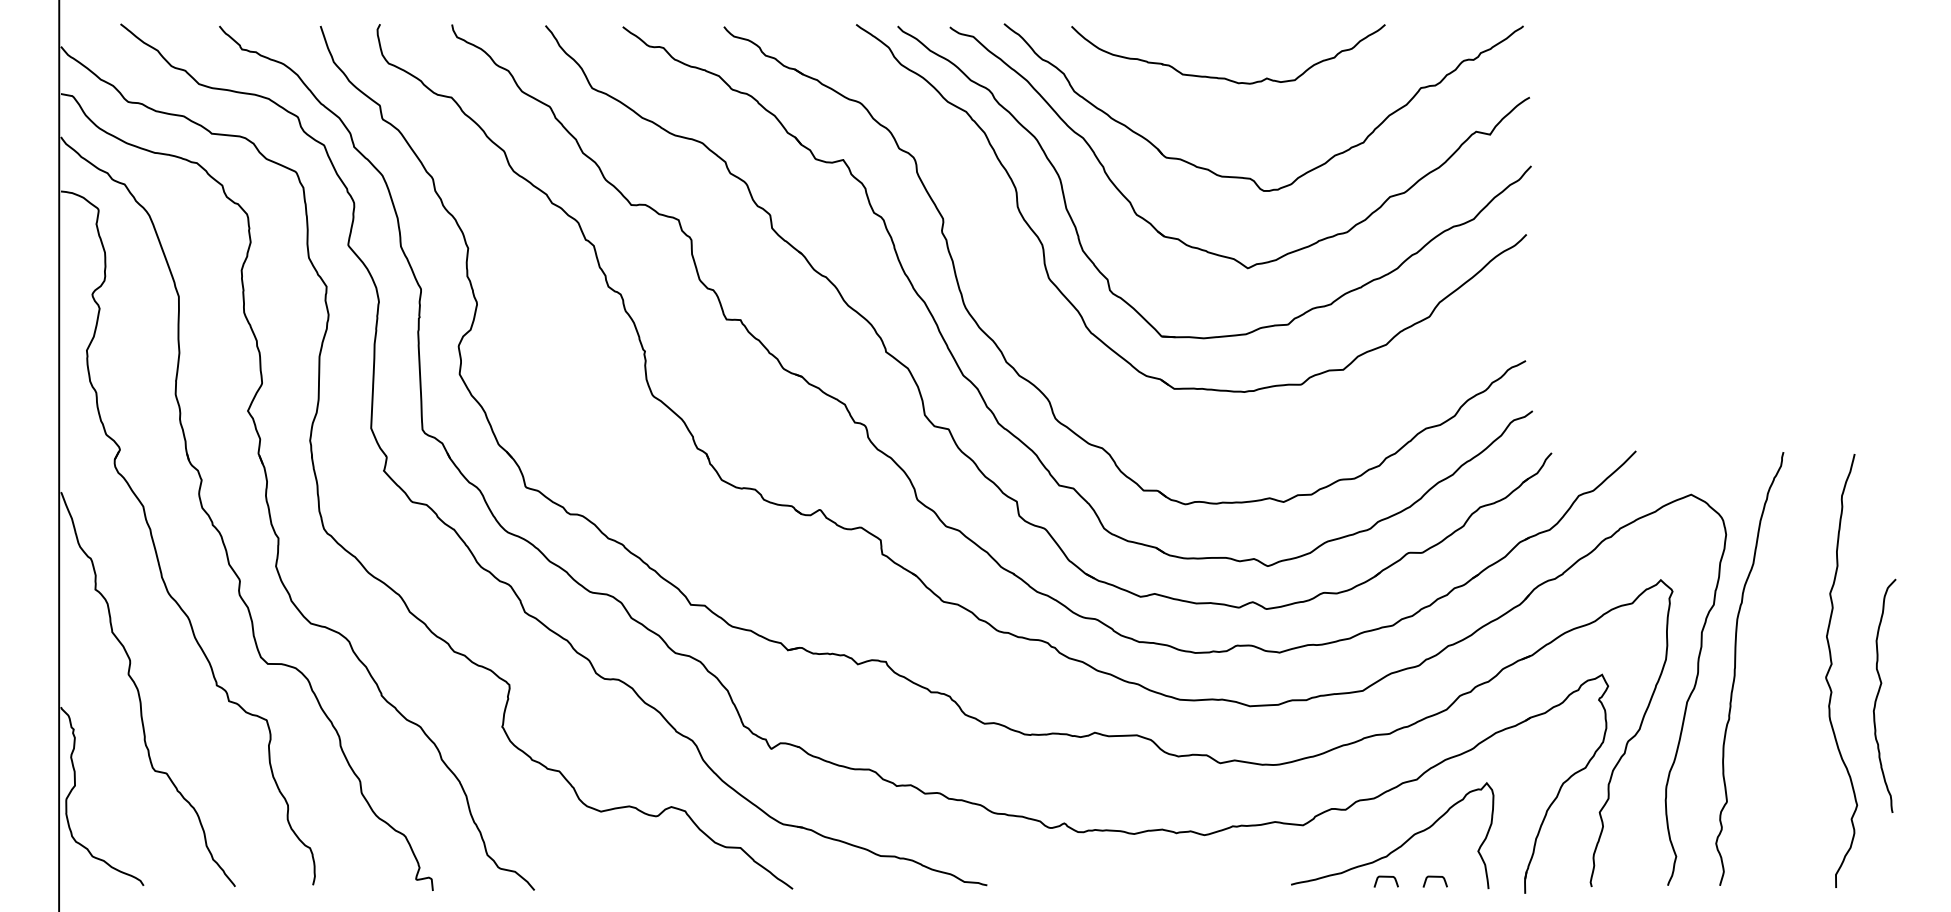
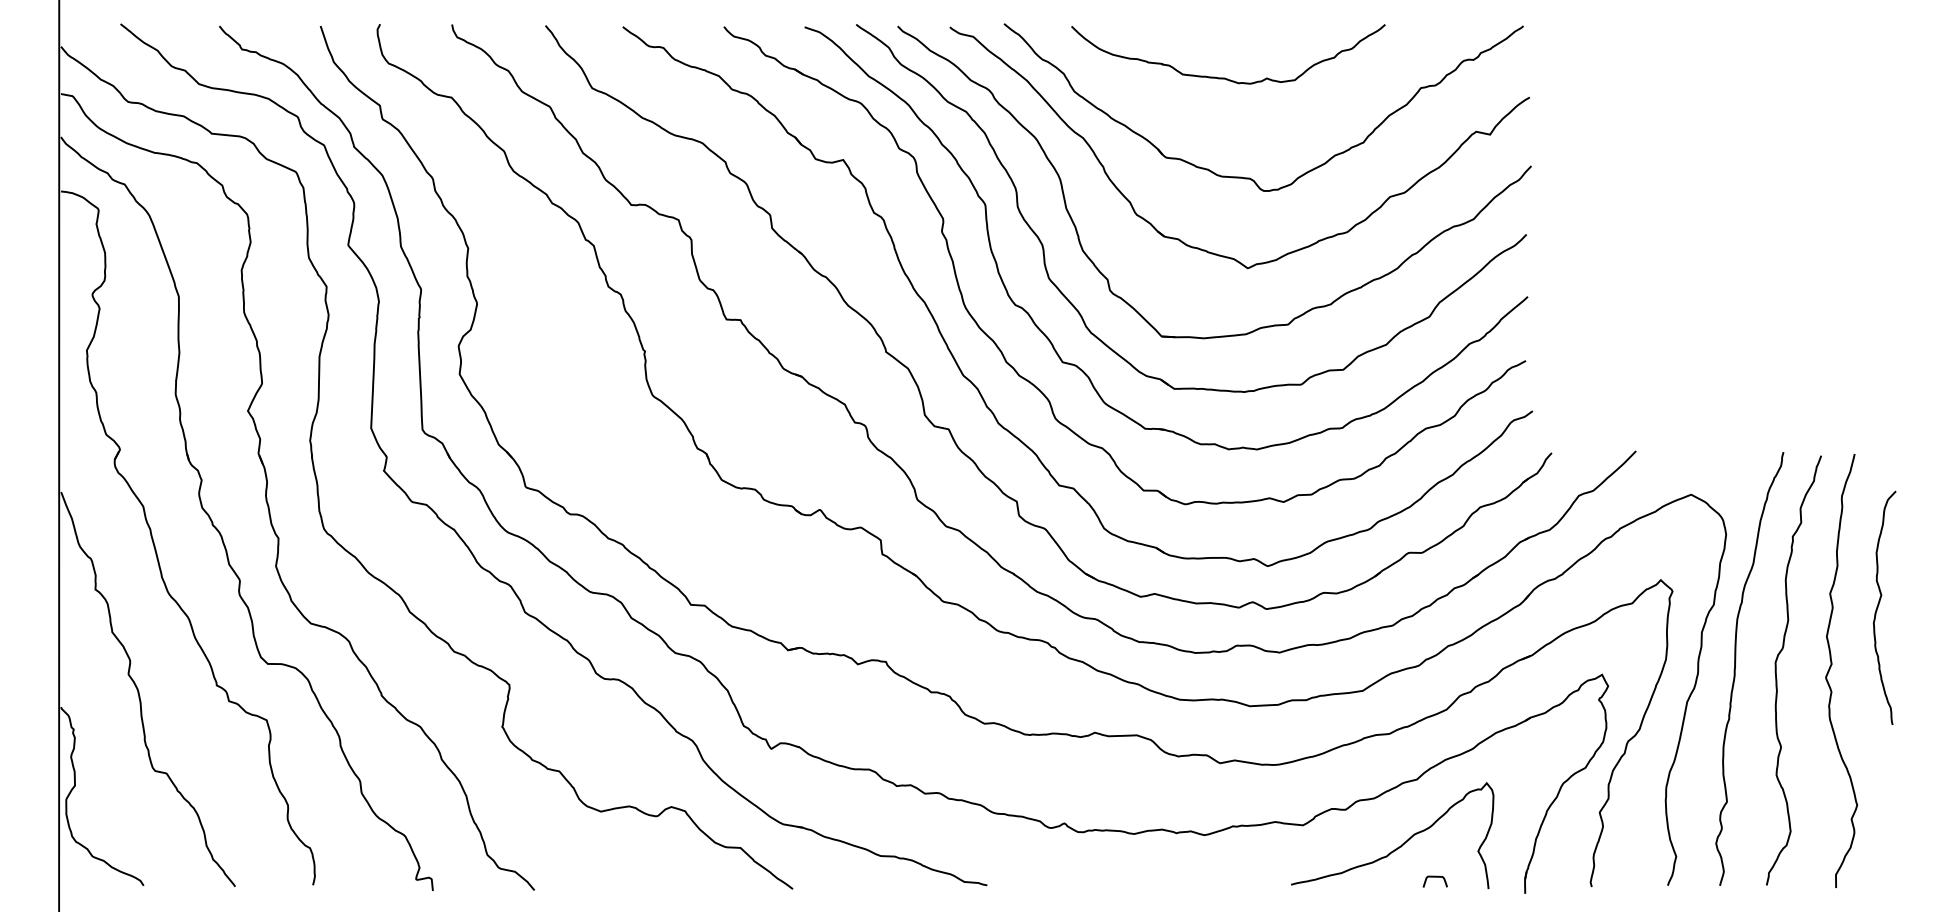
part: none -> present (1049, 338)
curve: none -> present (1776, 670)
curve position: (1879, 692) -> (1879, 604) (1879, 604)
curve: present -> none (1385, 877)
